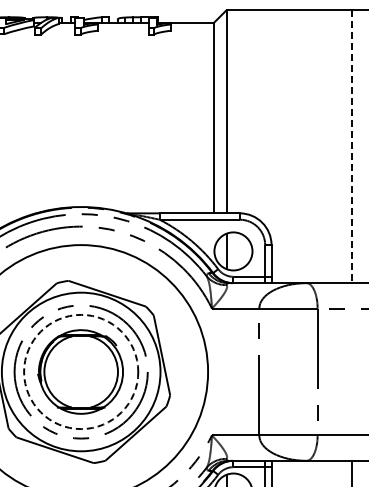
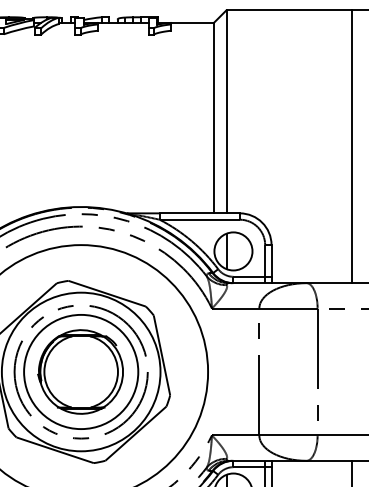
line: dashed -> solid (352, 147)
circle: dashed -> solid (81, 371)
